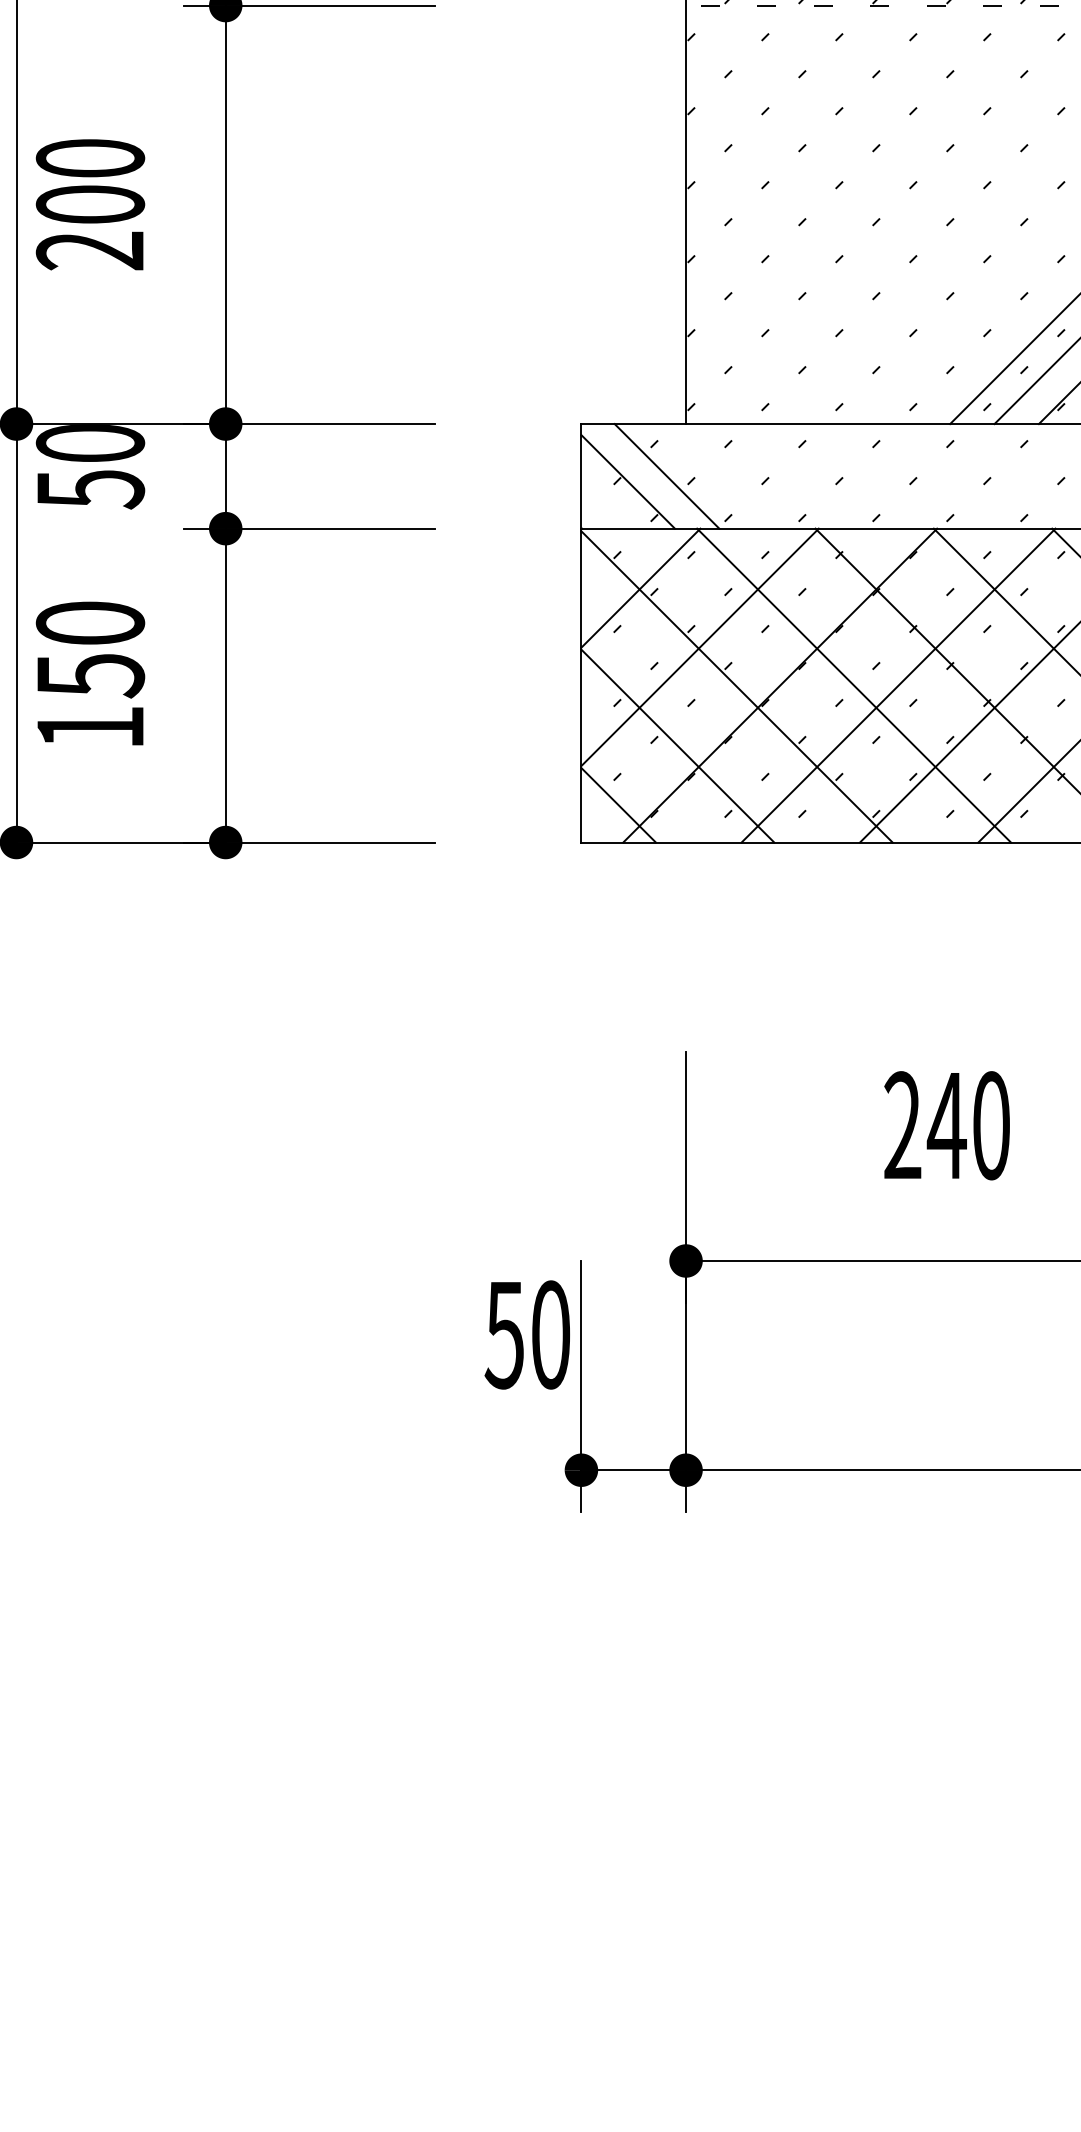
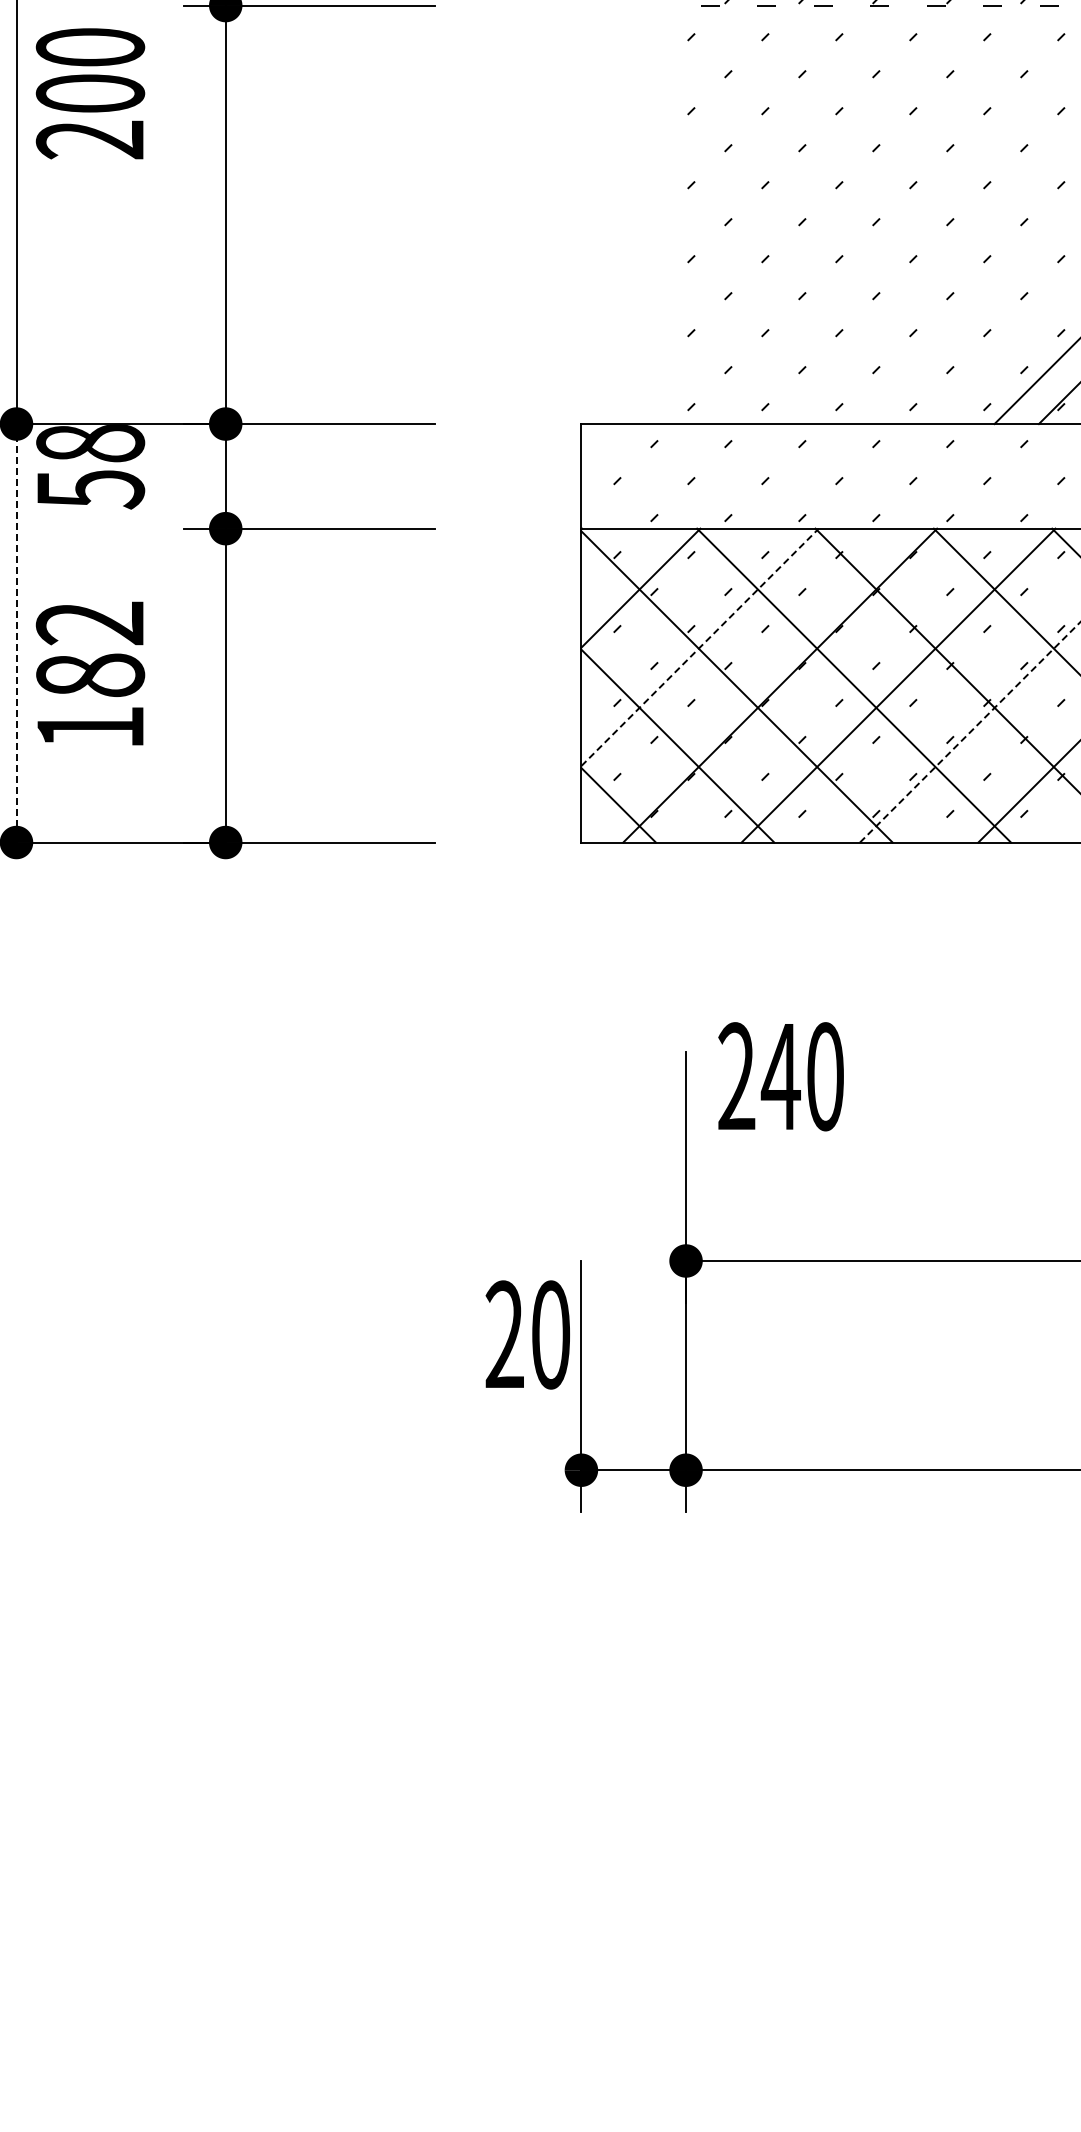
text position: (90, 204) -> (90, 93) (90, 93)
line: present -> none (686, 213)
line: present -> none (1013, 360)
text: 50 -> 58 (89, 443)
line: present -> none (666, 476)
line: present -> none (627, 481)
line: solid -> dashed (16, 633)
line: solid -> dashed (700, 647)
text: 150 -> 182 (90, 649)
line: solid -> dashed (970, 732)
text position: (946, 1125) -> (780, 1076) (780, 1076)
text: 50 -> 20 (503, 1334)
